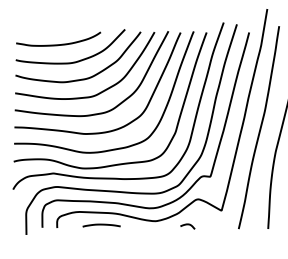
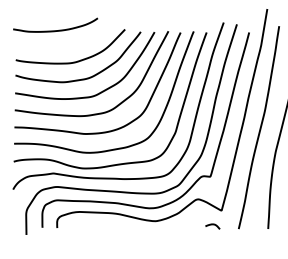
curve position: (58, 44) -> (55, 30) (55, 30)
curve: present -> none (101, 225)
curve position: (187, 225) -> (212, 225) (212, 225)
